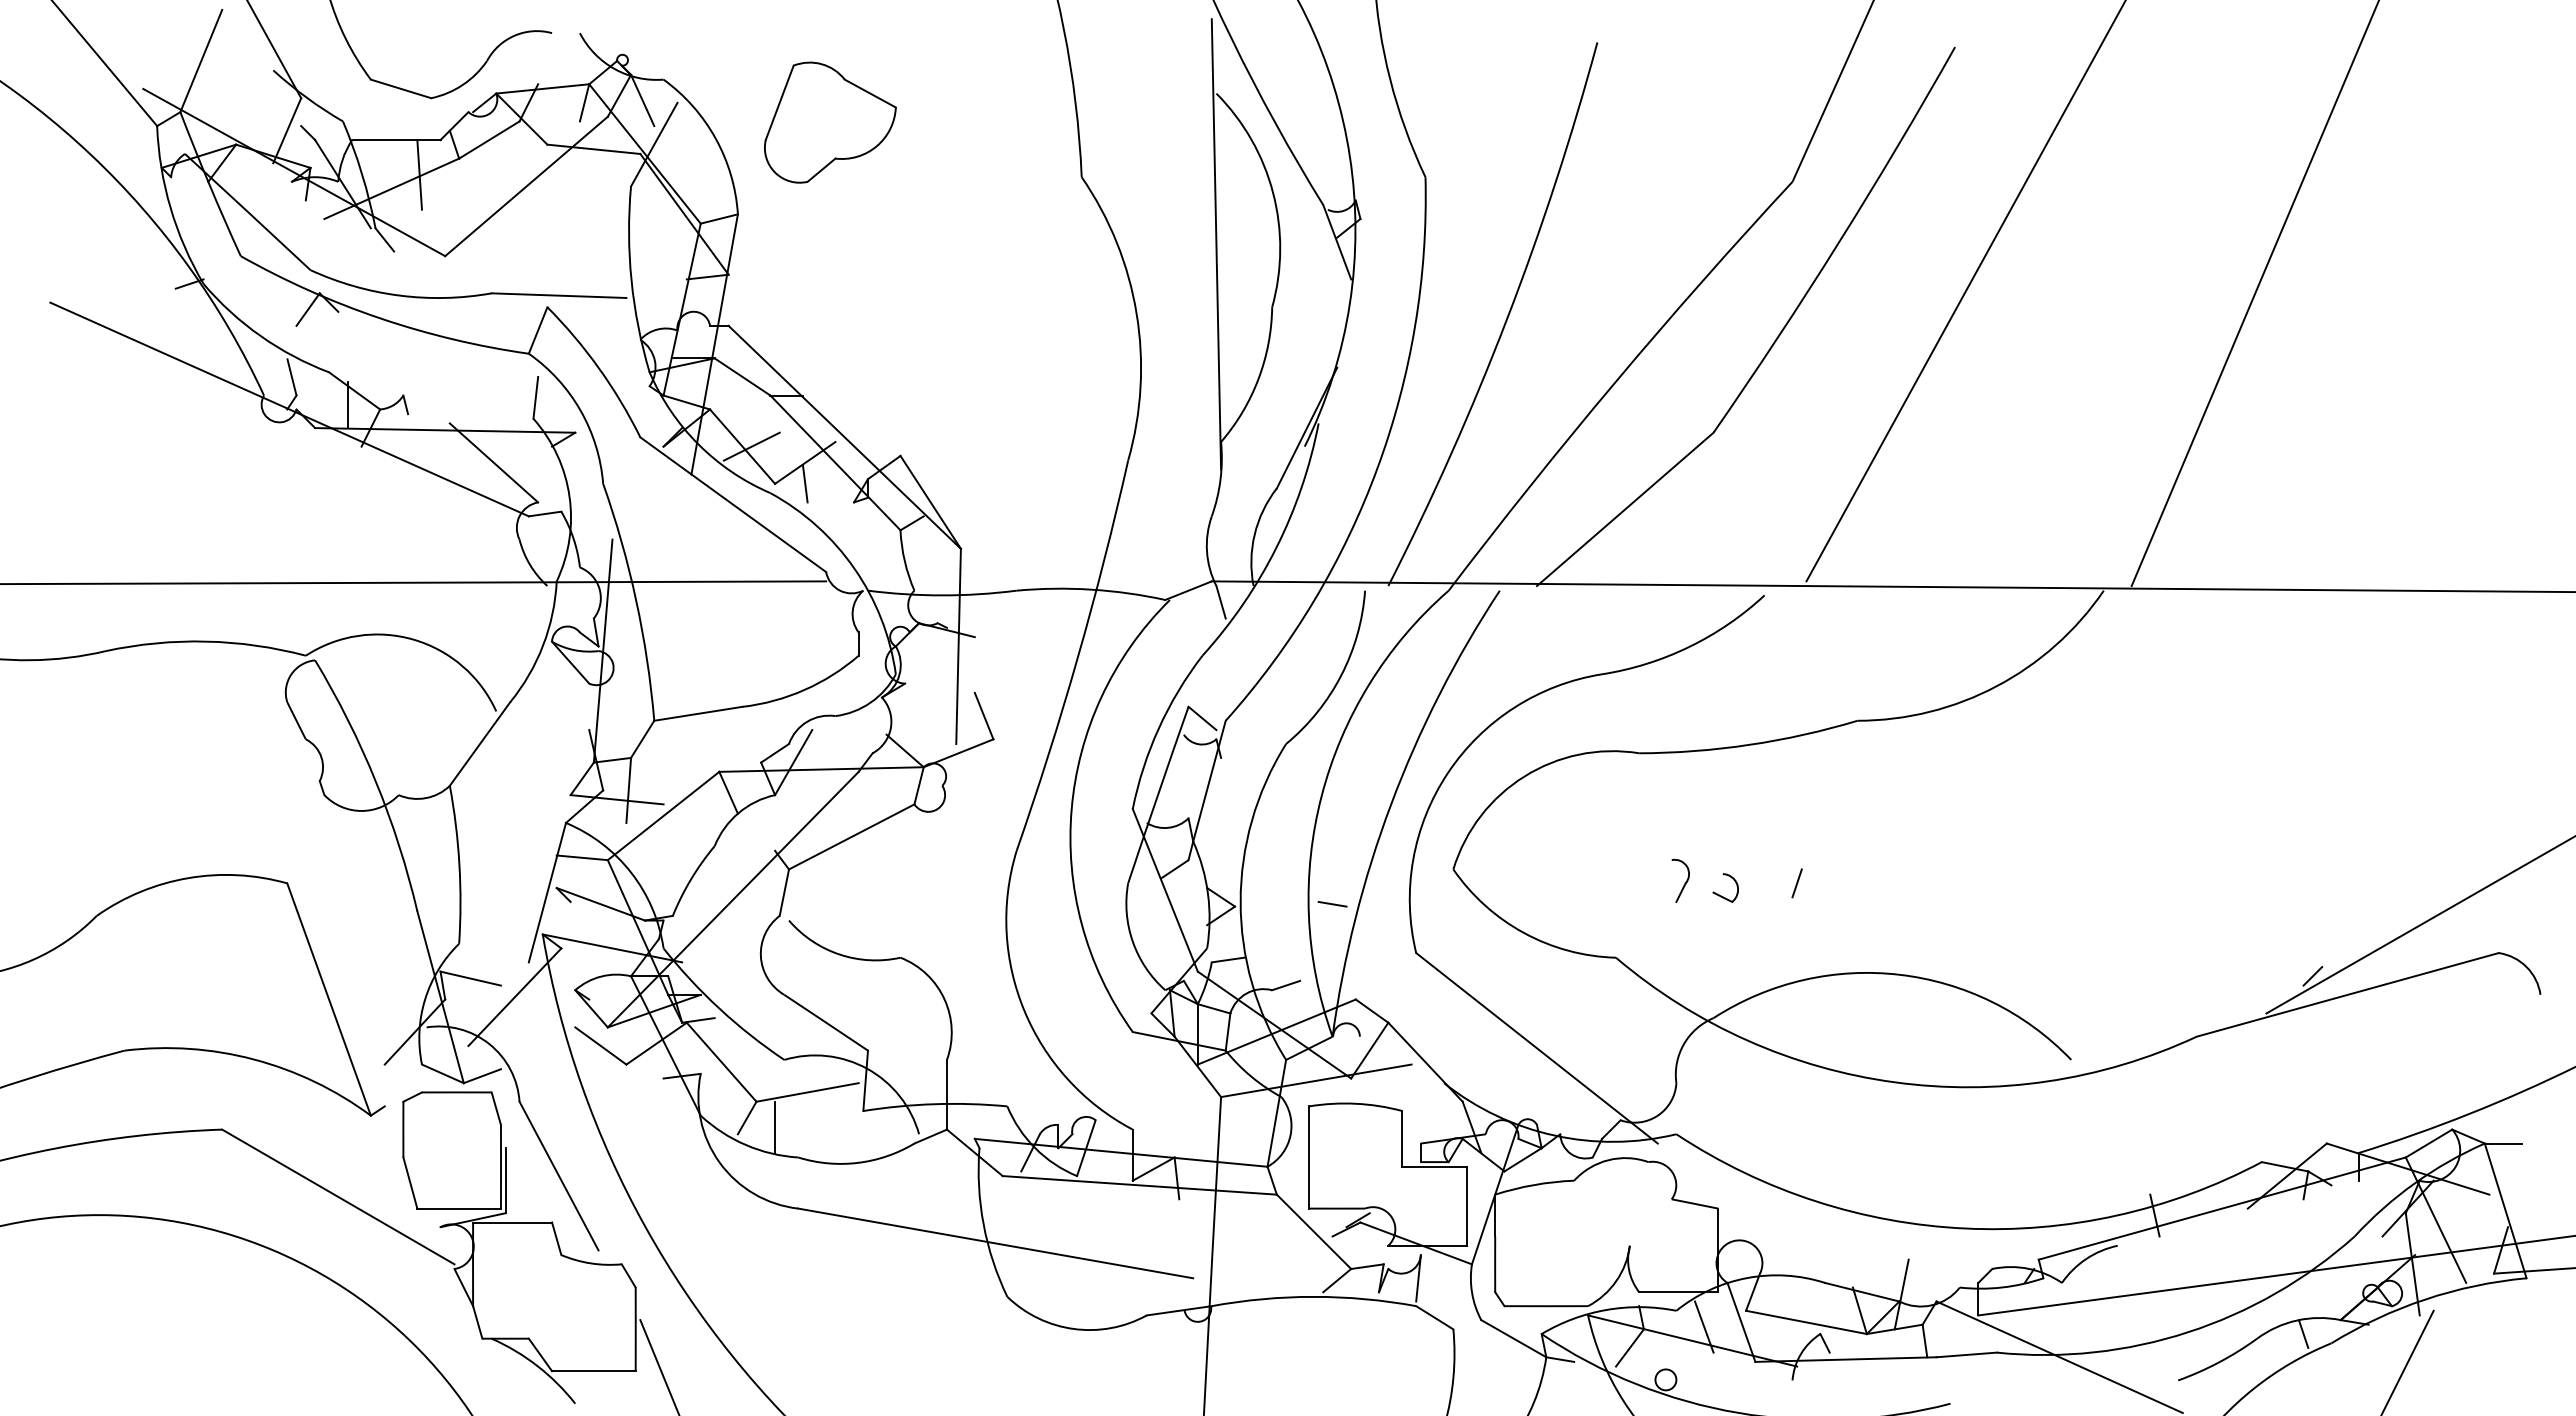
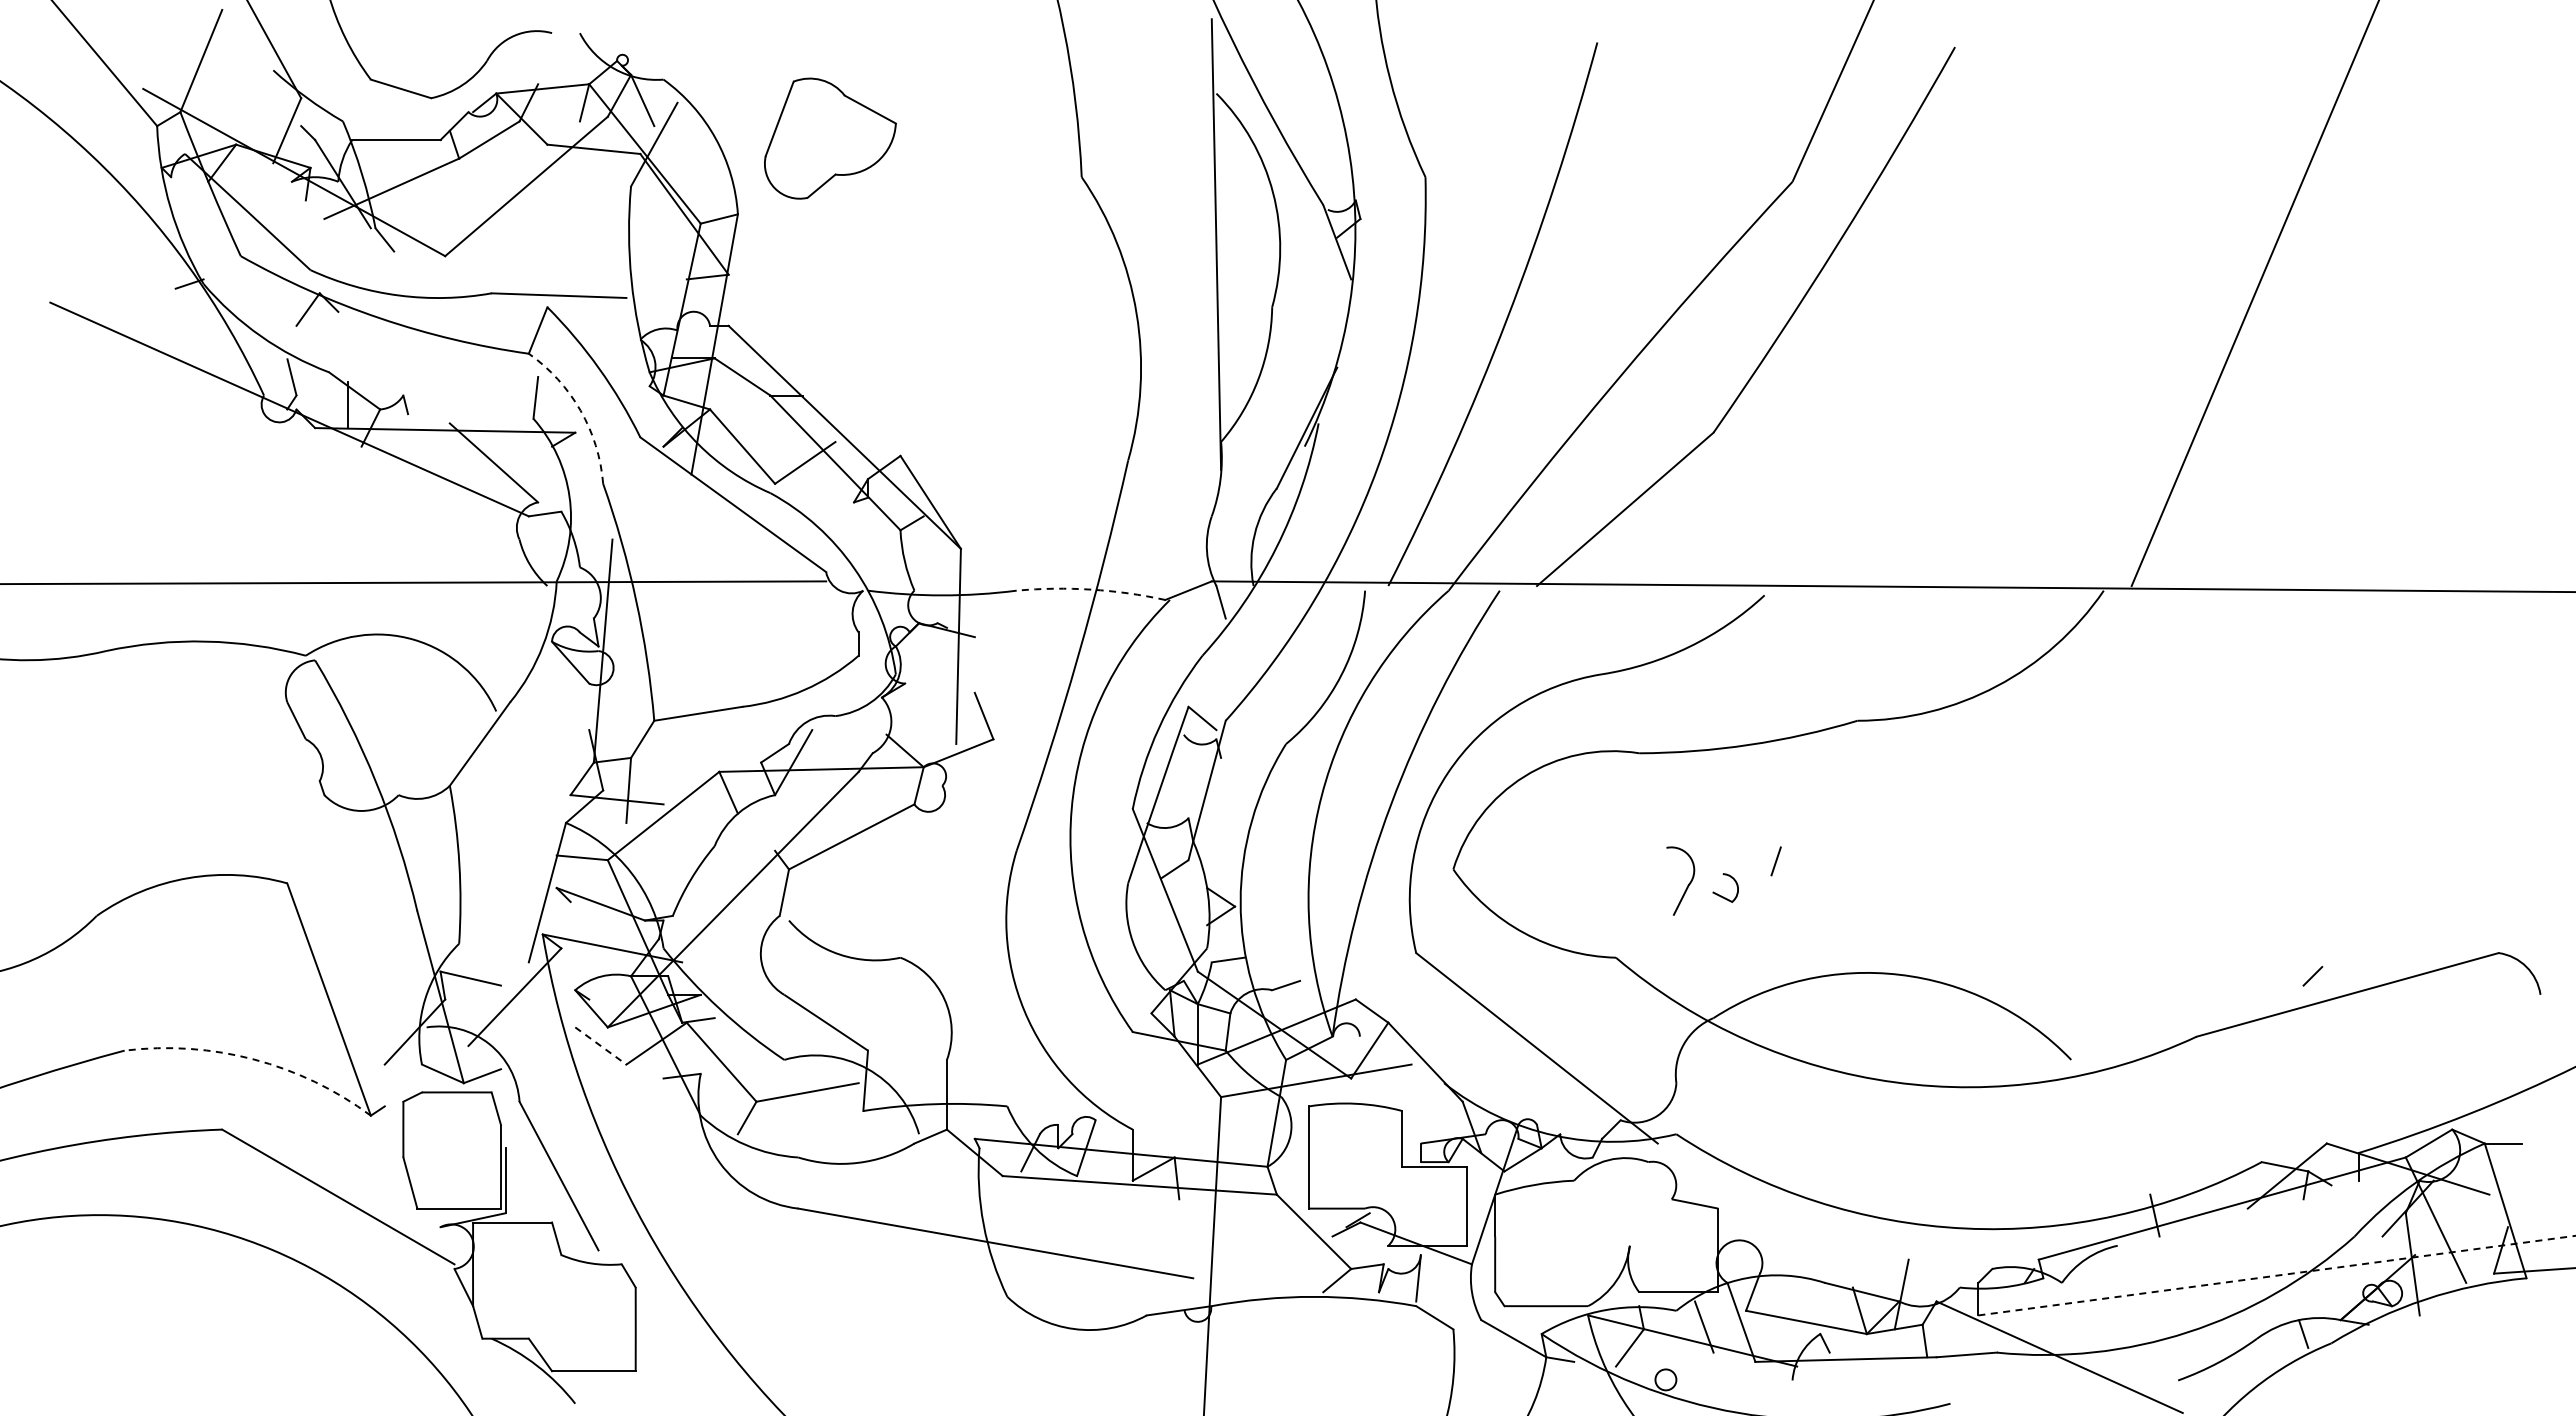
part position: (830, 122) -> (830, 138) (830, 138)
line: present -> none (419, 174)
line: present -> none (1965, 291)
arc: solid -> dashed (580, 410)
line: present -> none (751, 446)
line: present -> none (804, 483)
arc: solid -> dashed (1091, 589)
part size: 19x45 px -> 30x70 px (1680, 880)
line position: (1796, 883) -> (1775, 861) (1775, 861)
line: present -> none (1332, 904)
line: present -> none (2419, 925)
line: solid -> dashed (600, 1045)
arc: solid -> dashed (254, 1059)
line: present -> none (775, 1126)
line: solid -> dashed (2277, 1275)
line: present -> none (2407, 1361)
line: present -> none (658, 1366)
